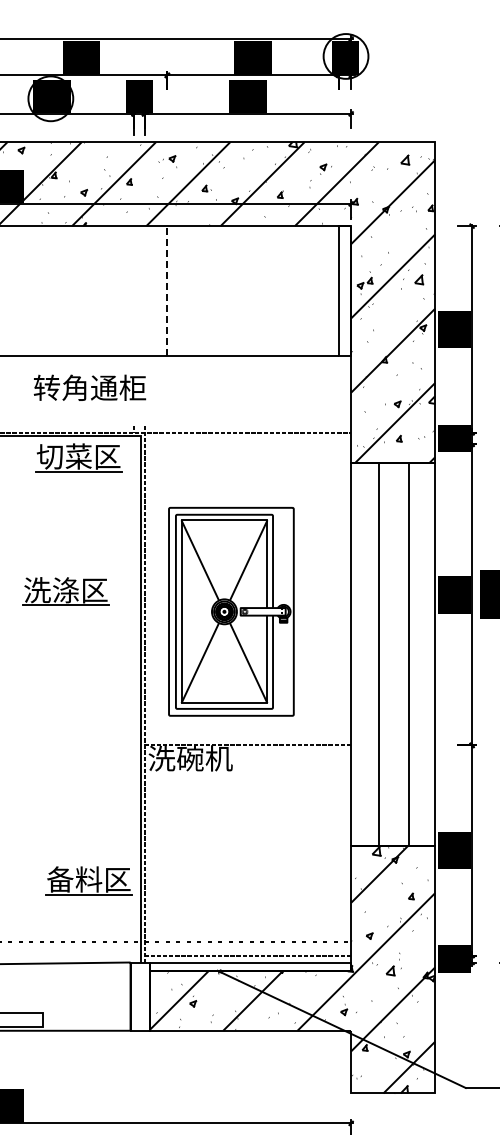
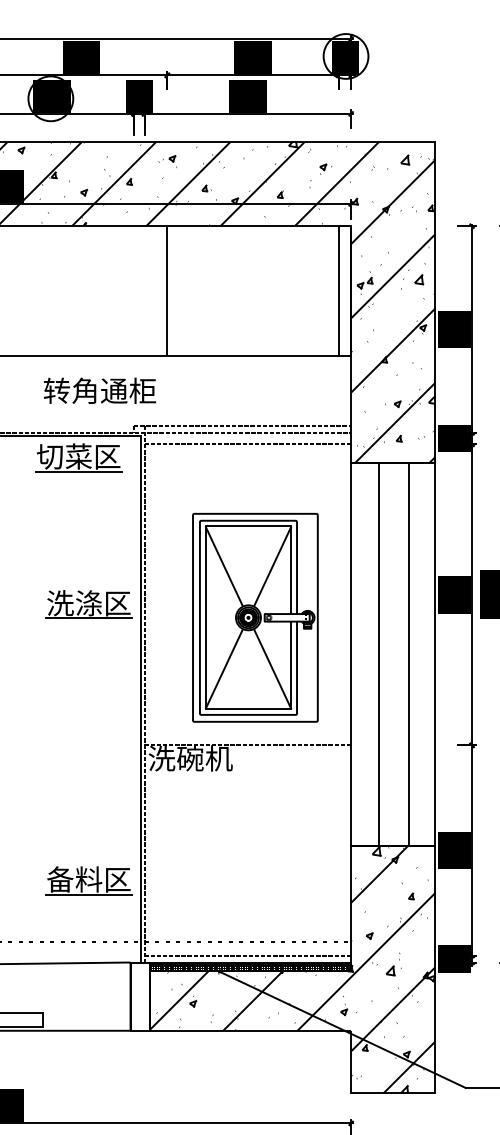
line: dashed -> solid (167, 290)
text position: (89, 387) -> (99, 390) (99, 390)
line: none -> present (242, 425)
line: none -> present (247, 444)
part position: (65, 591) -> (88, 604) (88, 604)
part position: (231, 611) -> (255, 617) (255, 617)
hatch: none -> present (250, 966)
